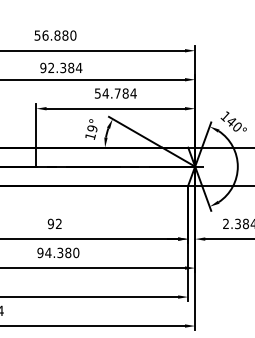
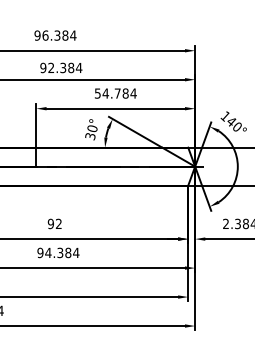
text: 56.880 -> 96.384 (55, 35)
text: 19° -> 30° (91, 133)
text: 94.380 -> 94.384 (76, 252)
